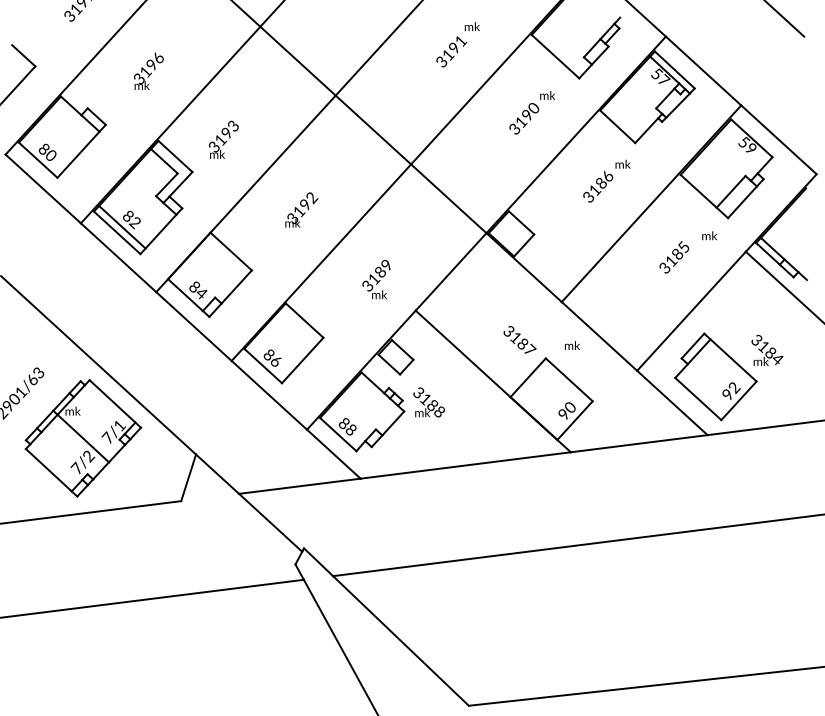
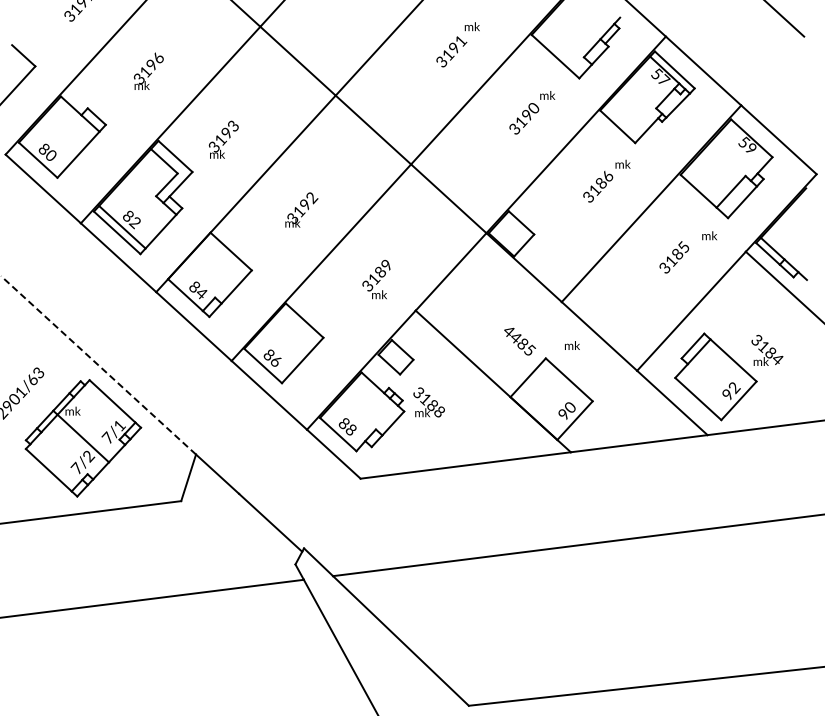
text: 3187 -> 4485 (519, 340)
line: solid -> dashed (98, 365)
line: present -> none (299, 485)
